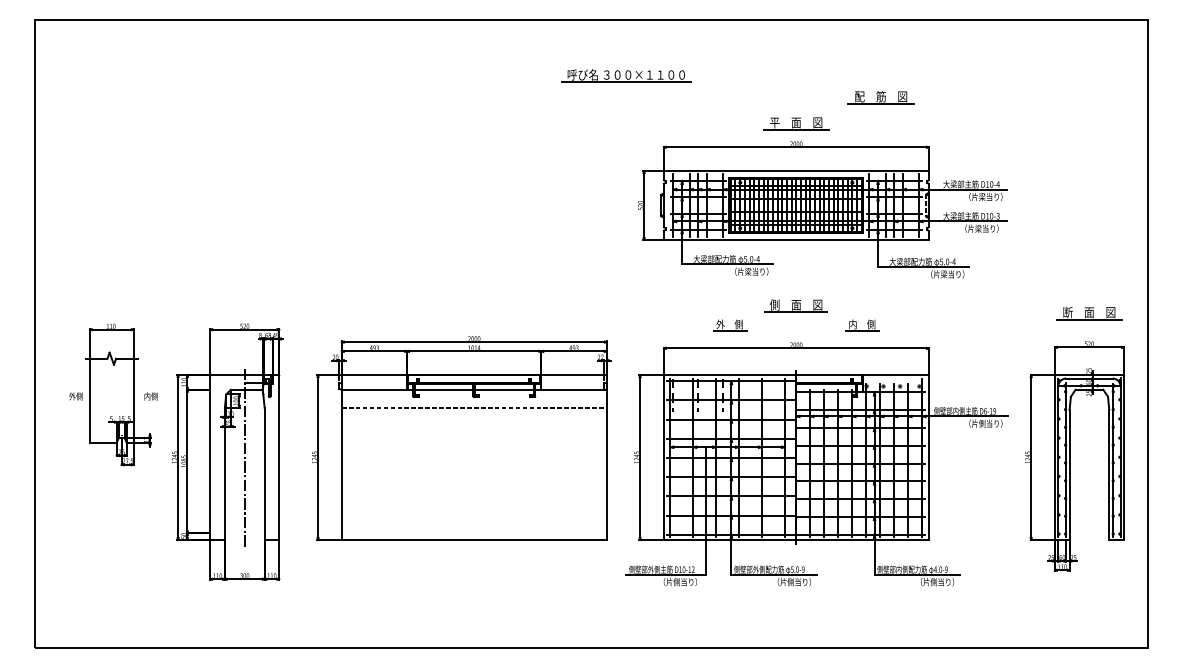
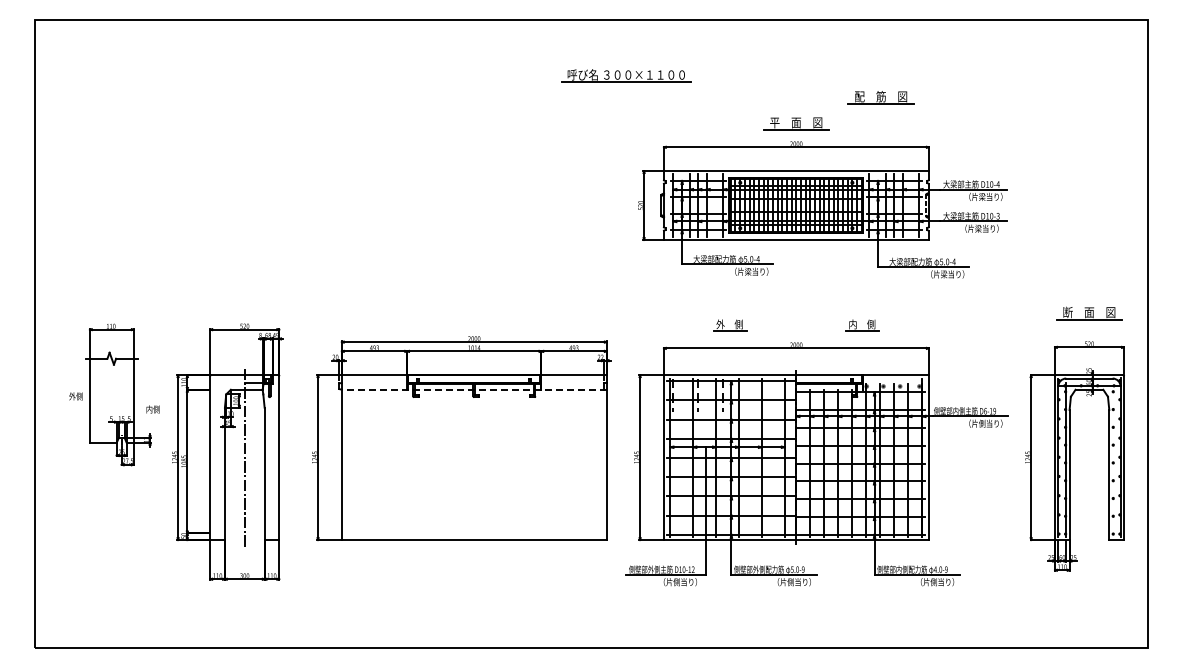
part: present -> none (795, 305)
line: solid -> dashed (473, 389)
text position: (150, 396) -> (152, 409) (152, 409)
line: present -> none (473, 407)
line: present -> none (1112, 459)
